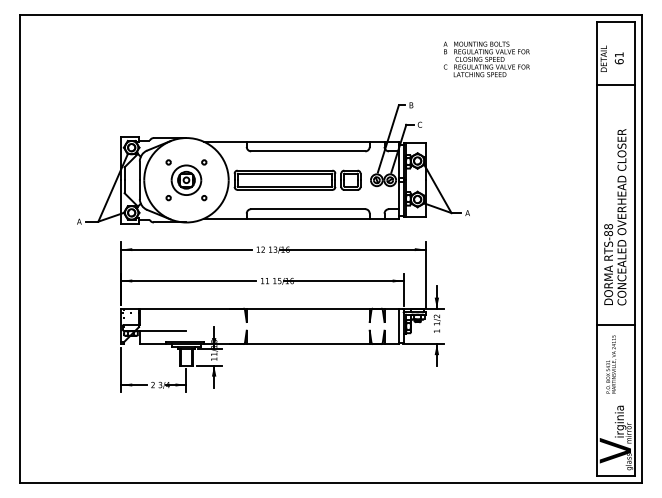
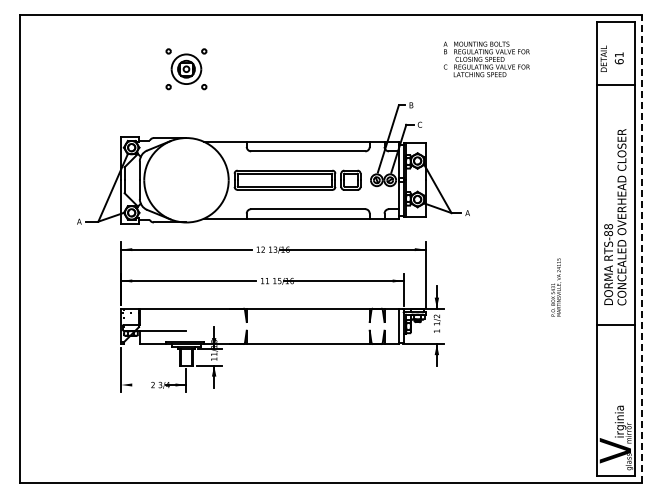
part position: (186, 180) -> (186, 69) (186, 69)
line: solid -> dashed (642, 248)
text position: (611, 364) -> (556, 287) (556, 287)
line: present -> none (133, 385)
